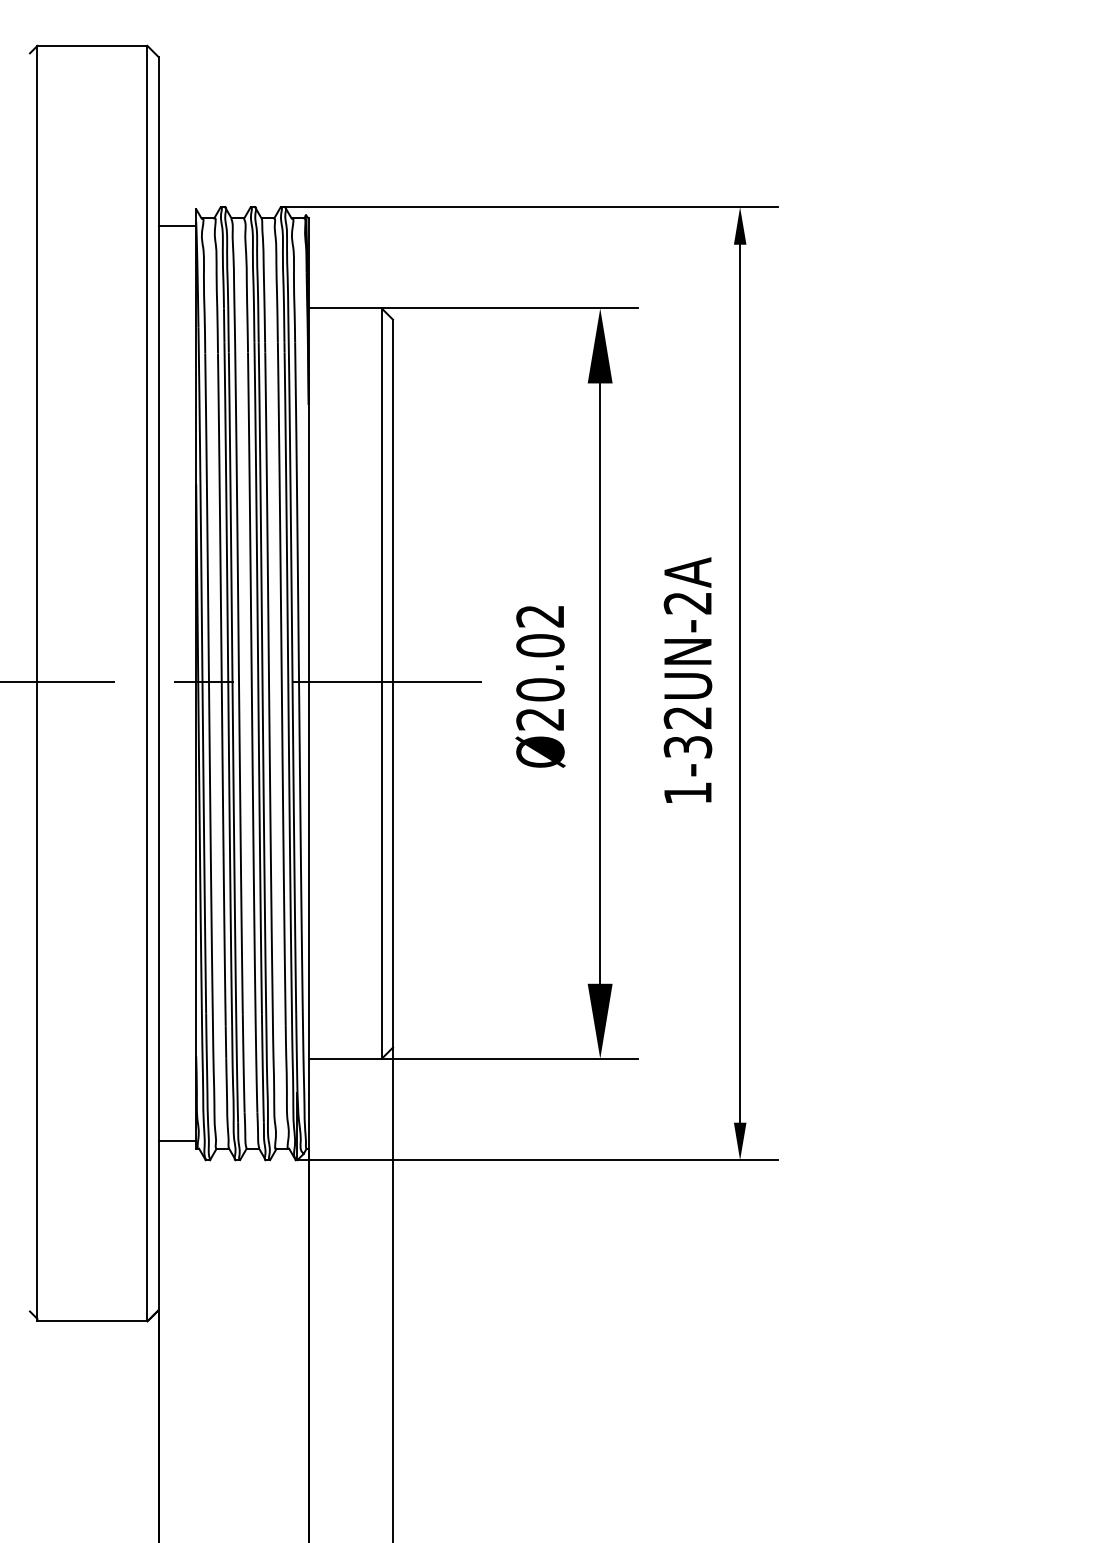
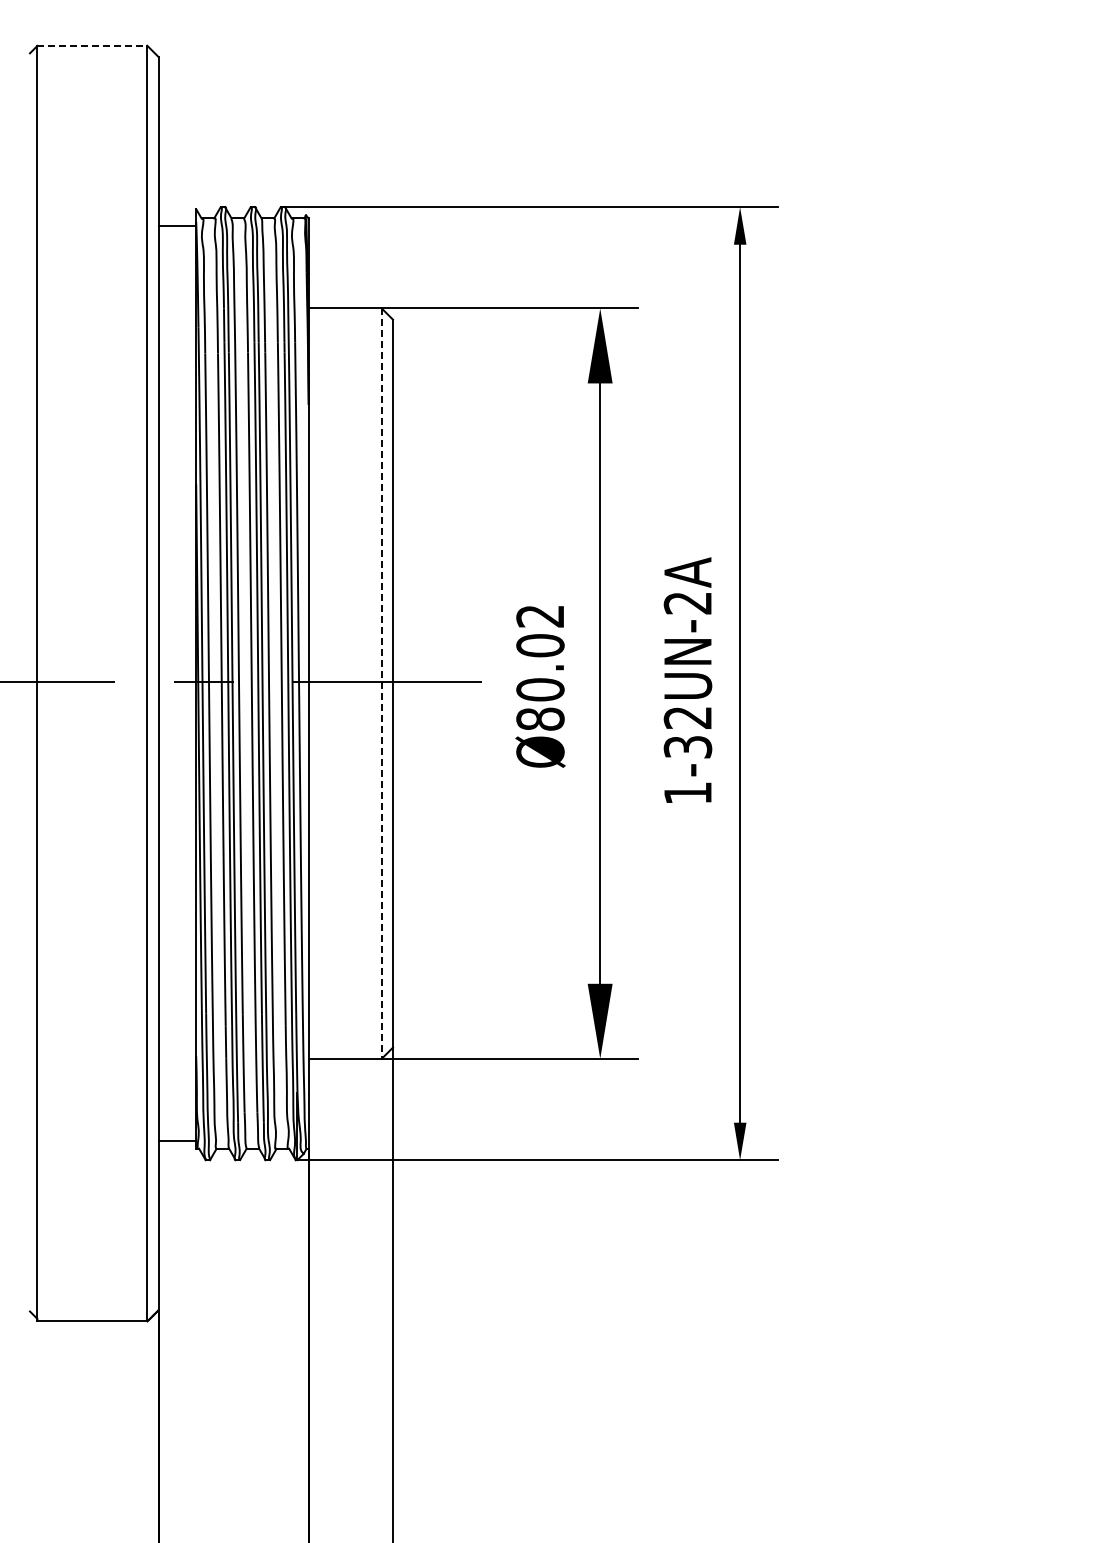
line: solid -> dashed (92, 45)
line: solid -> dashed (381, 684)
text: Ø20.02 -> Ø80.02 (540, 718)
